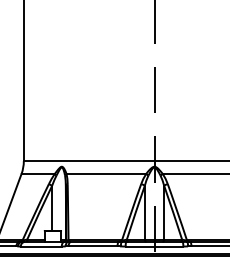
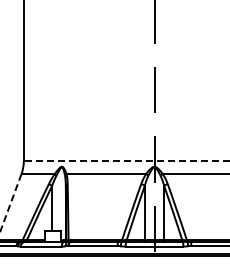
line: solid -> dashed (126, 161)
line: solid -> dashed (10, 203)
